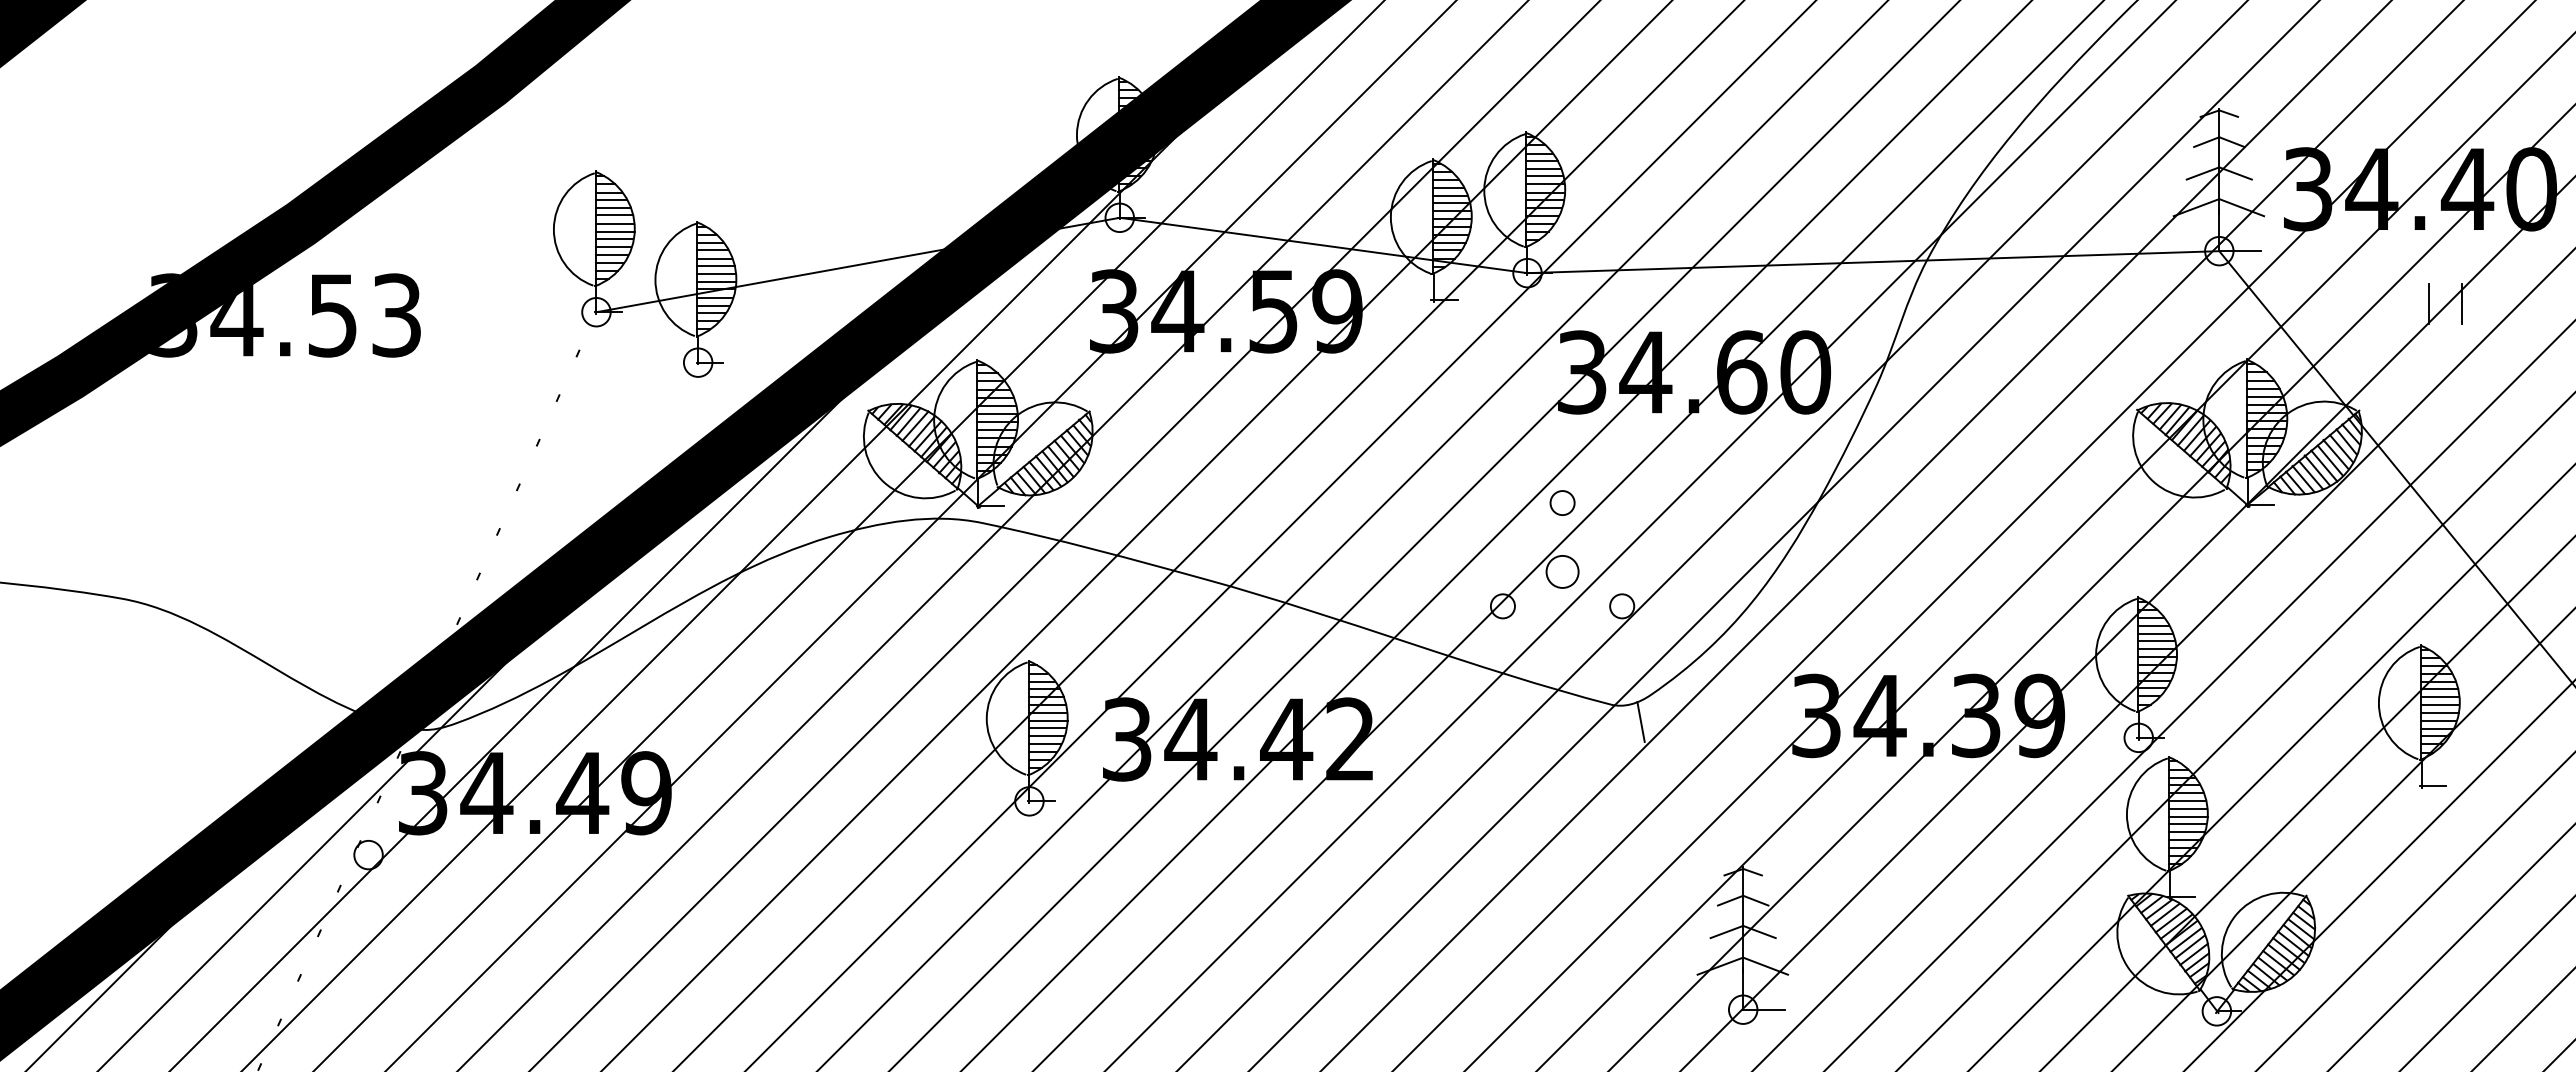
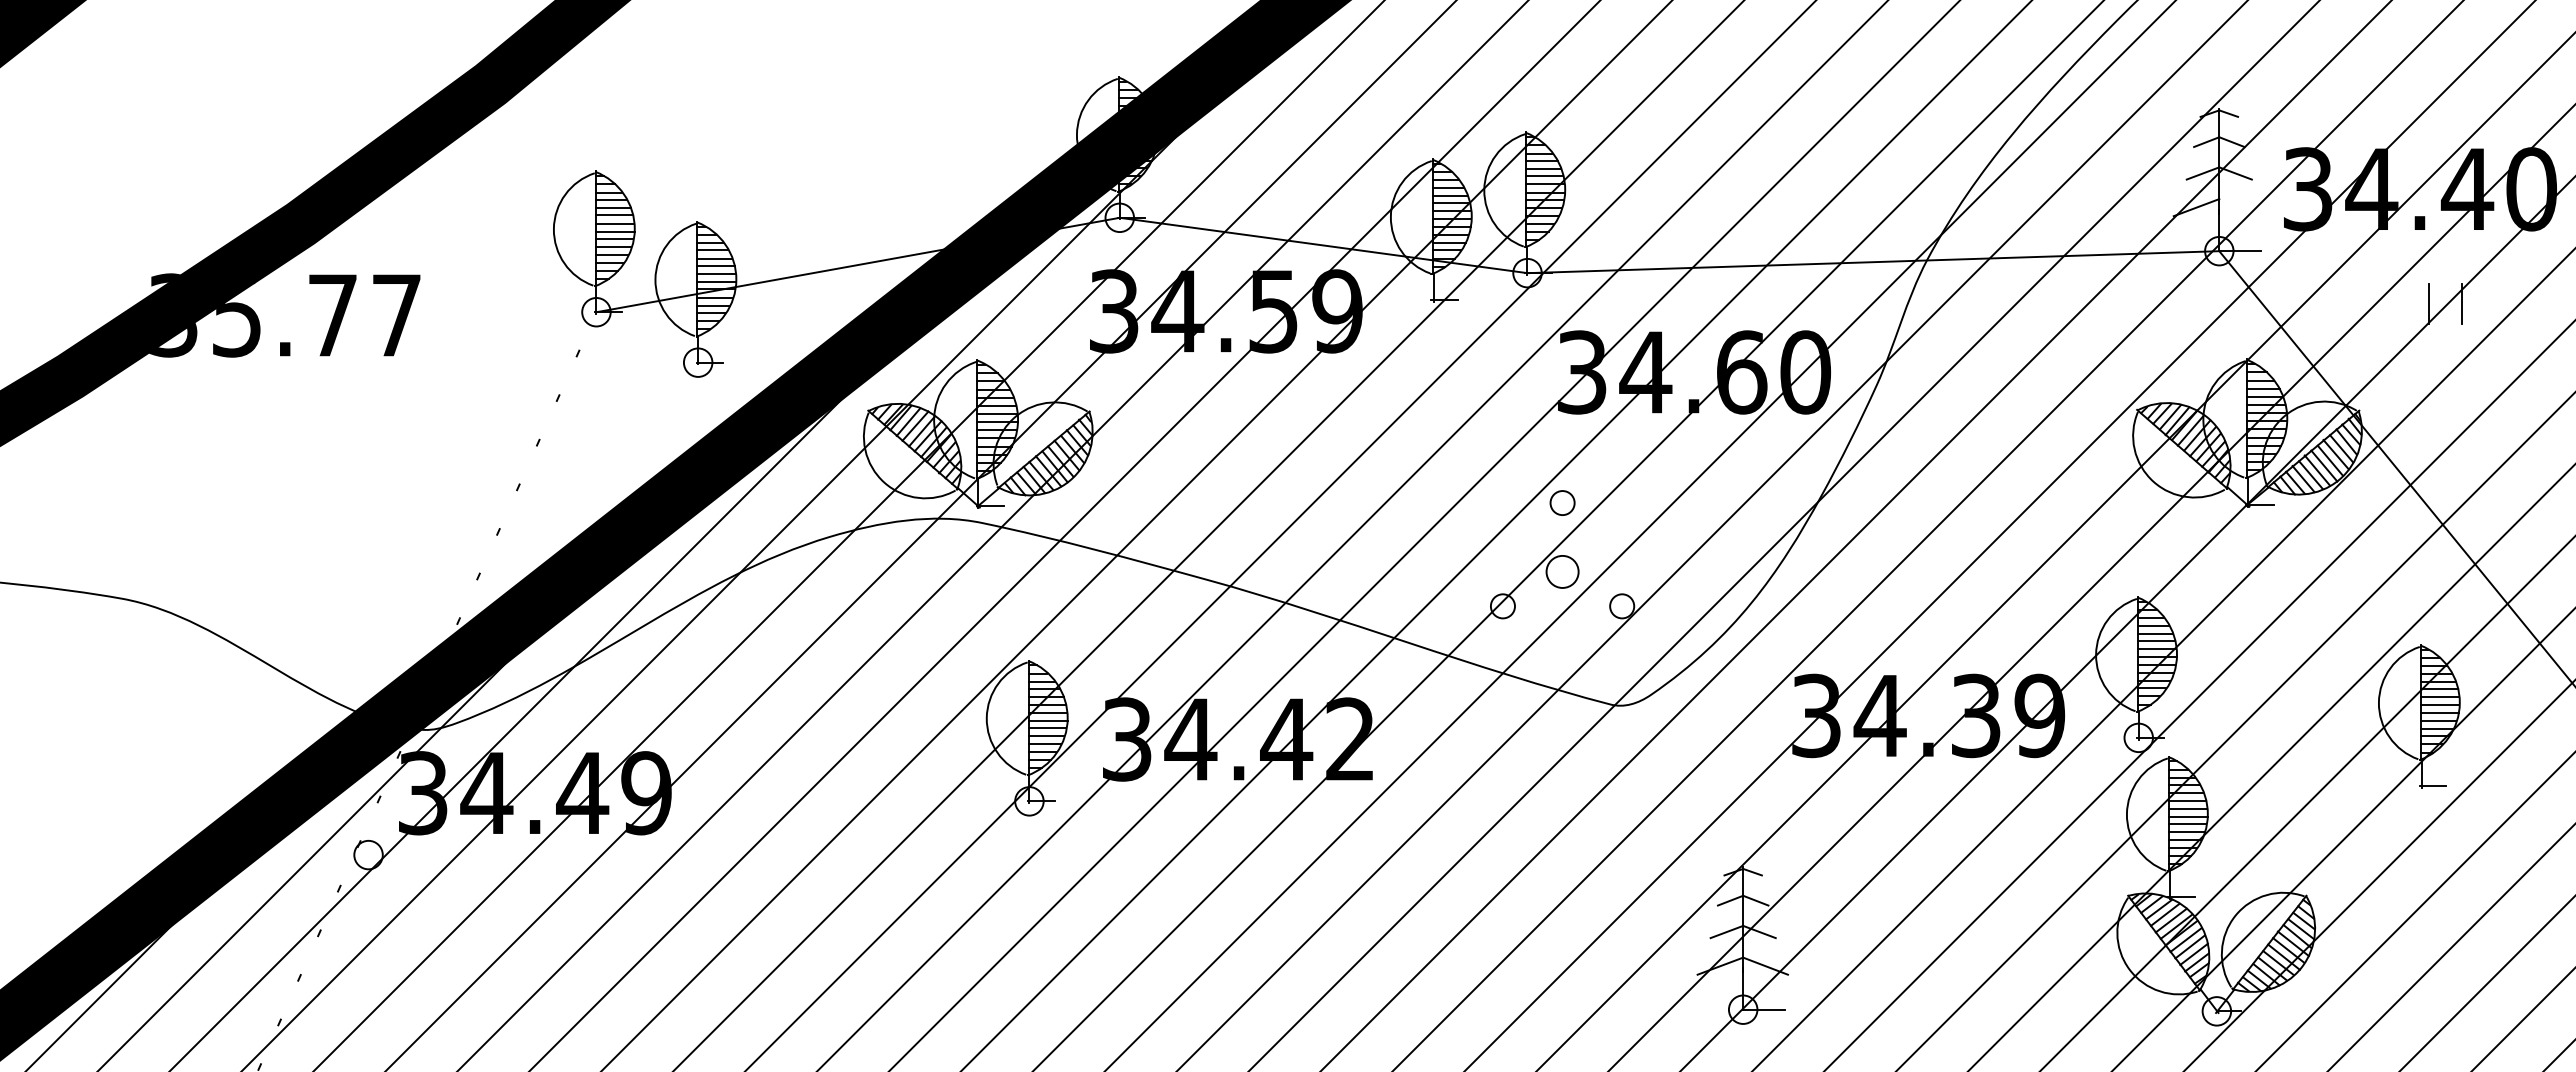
line: present -> none (2241, 207)
text: 34.53 -> 35.77 (315, 315)
line: present -> none (1640, 721)
